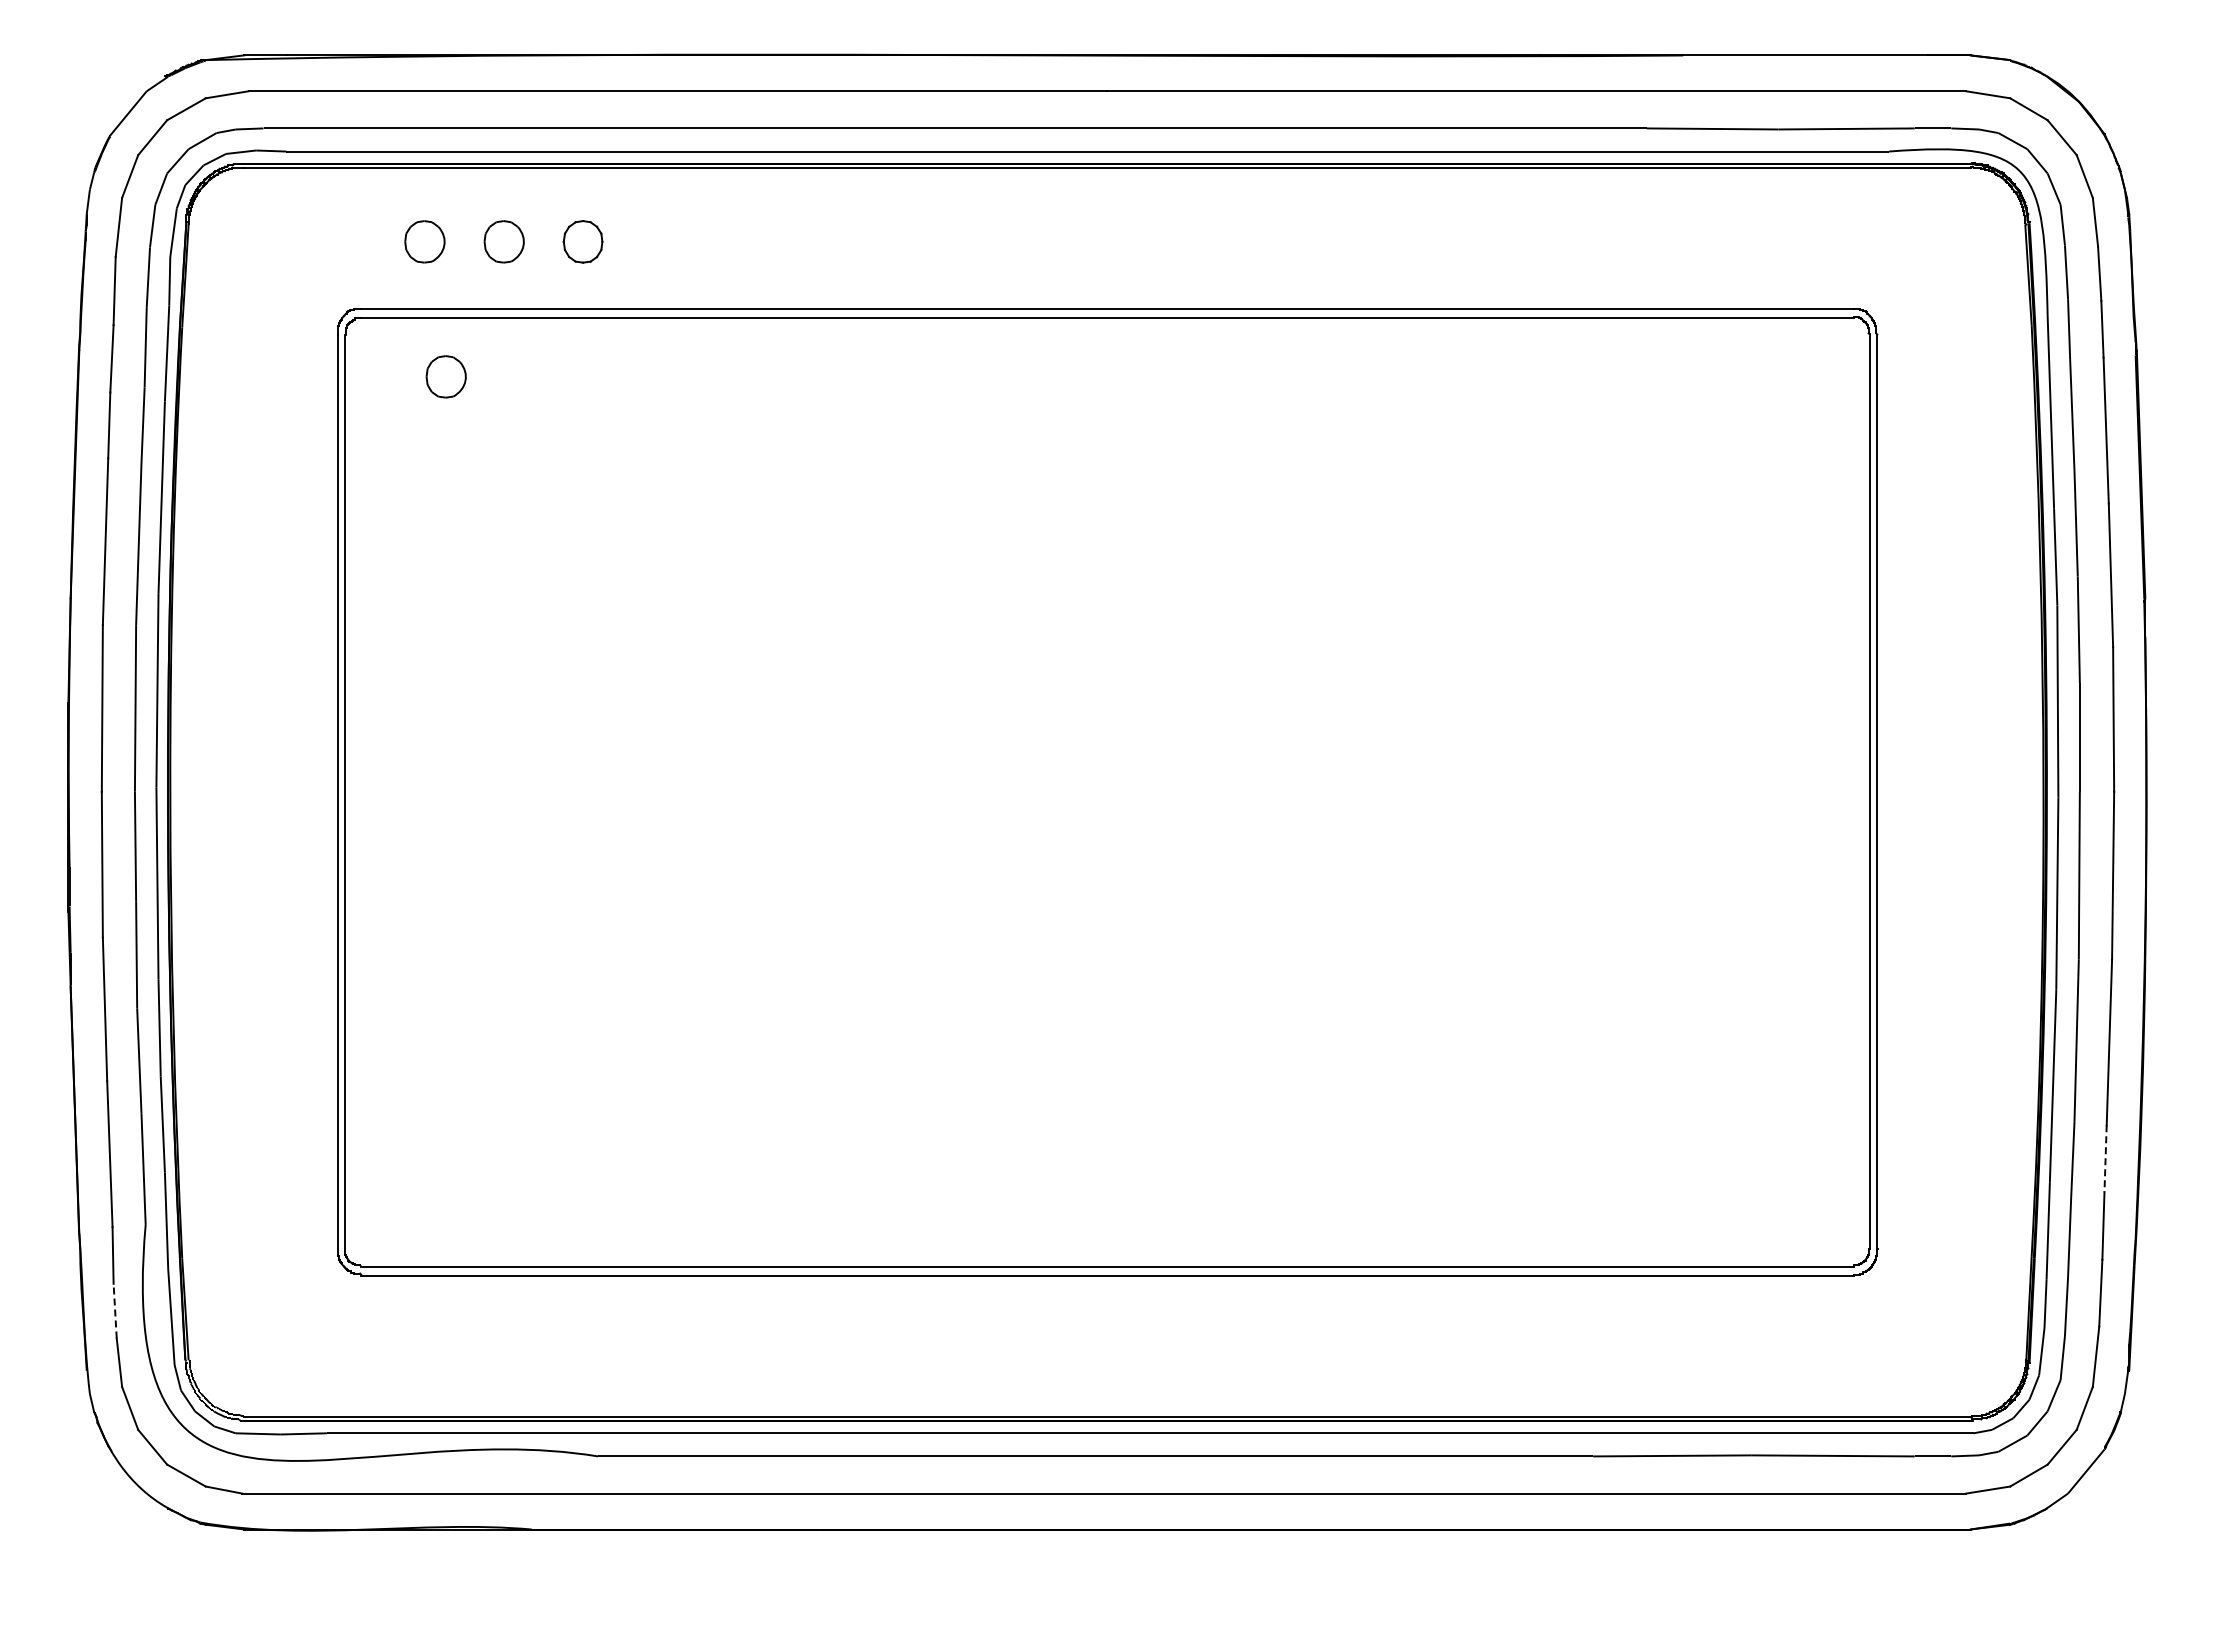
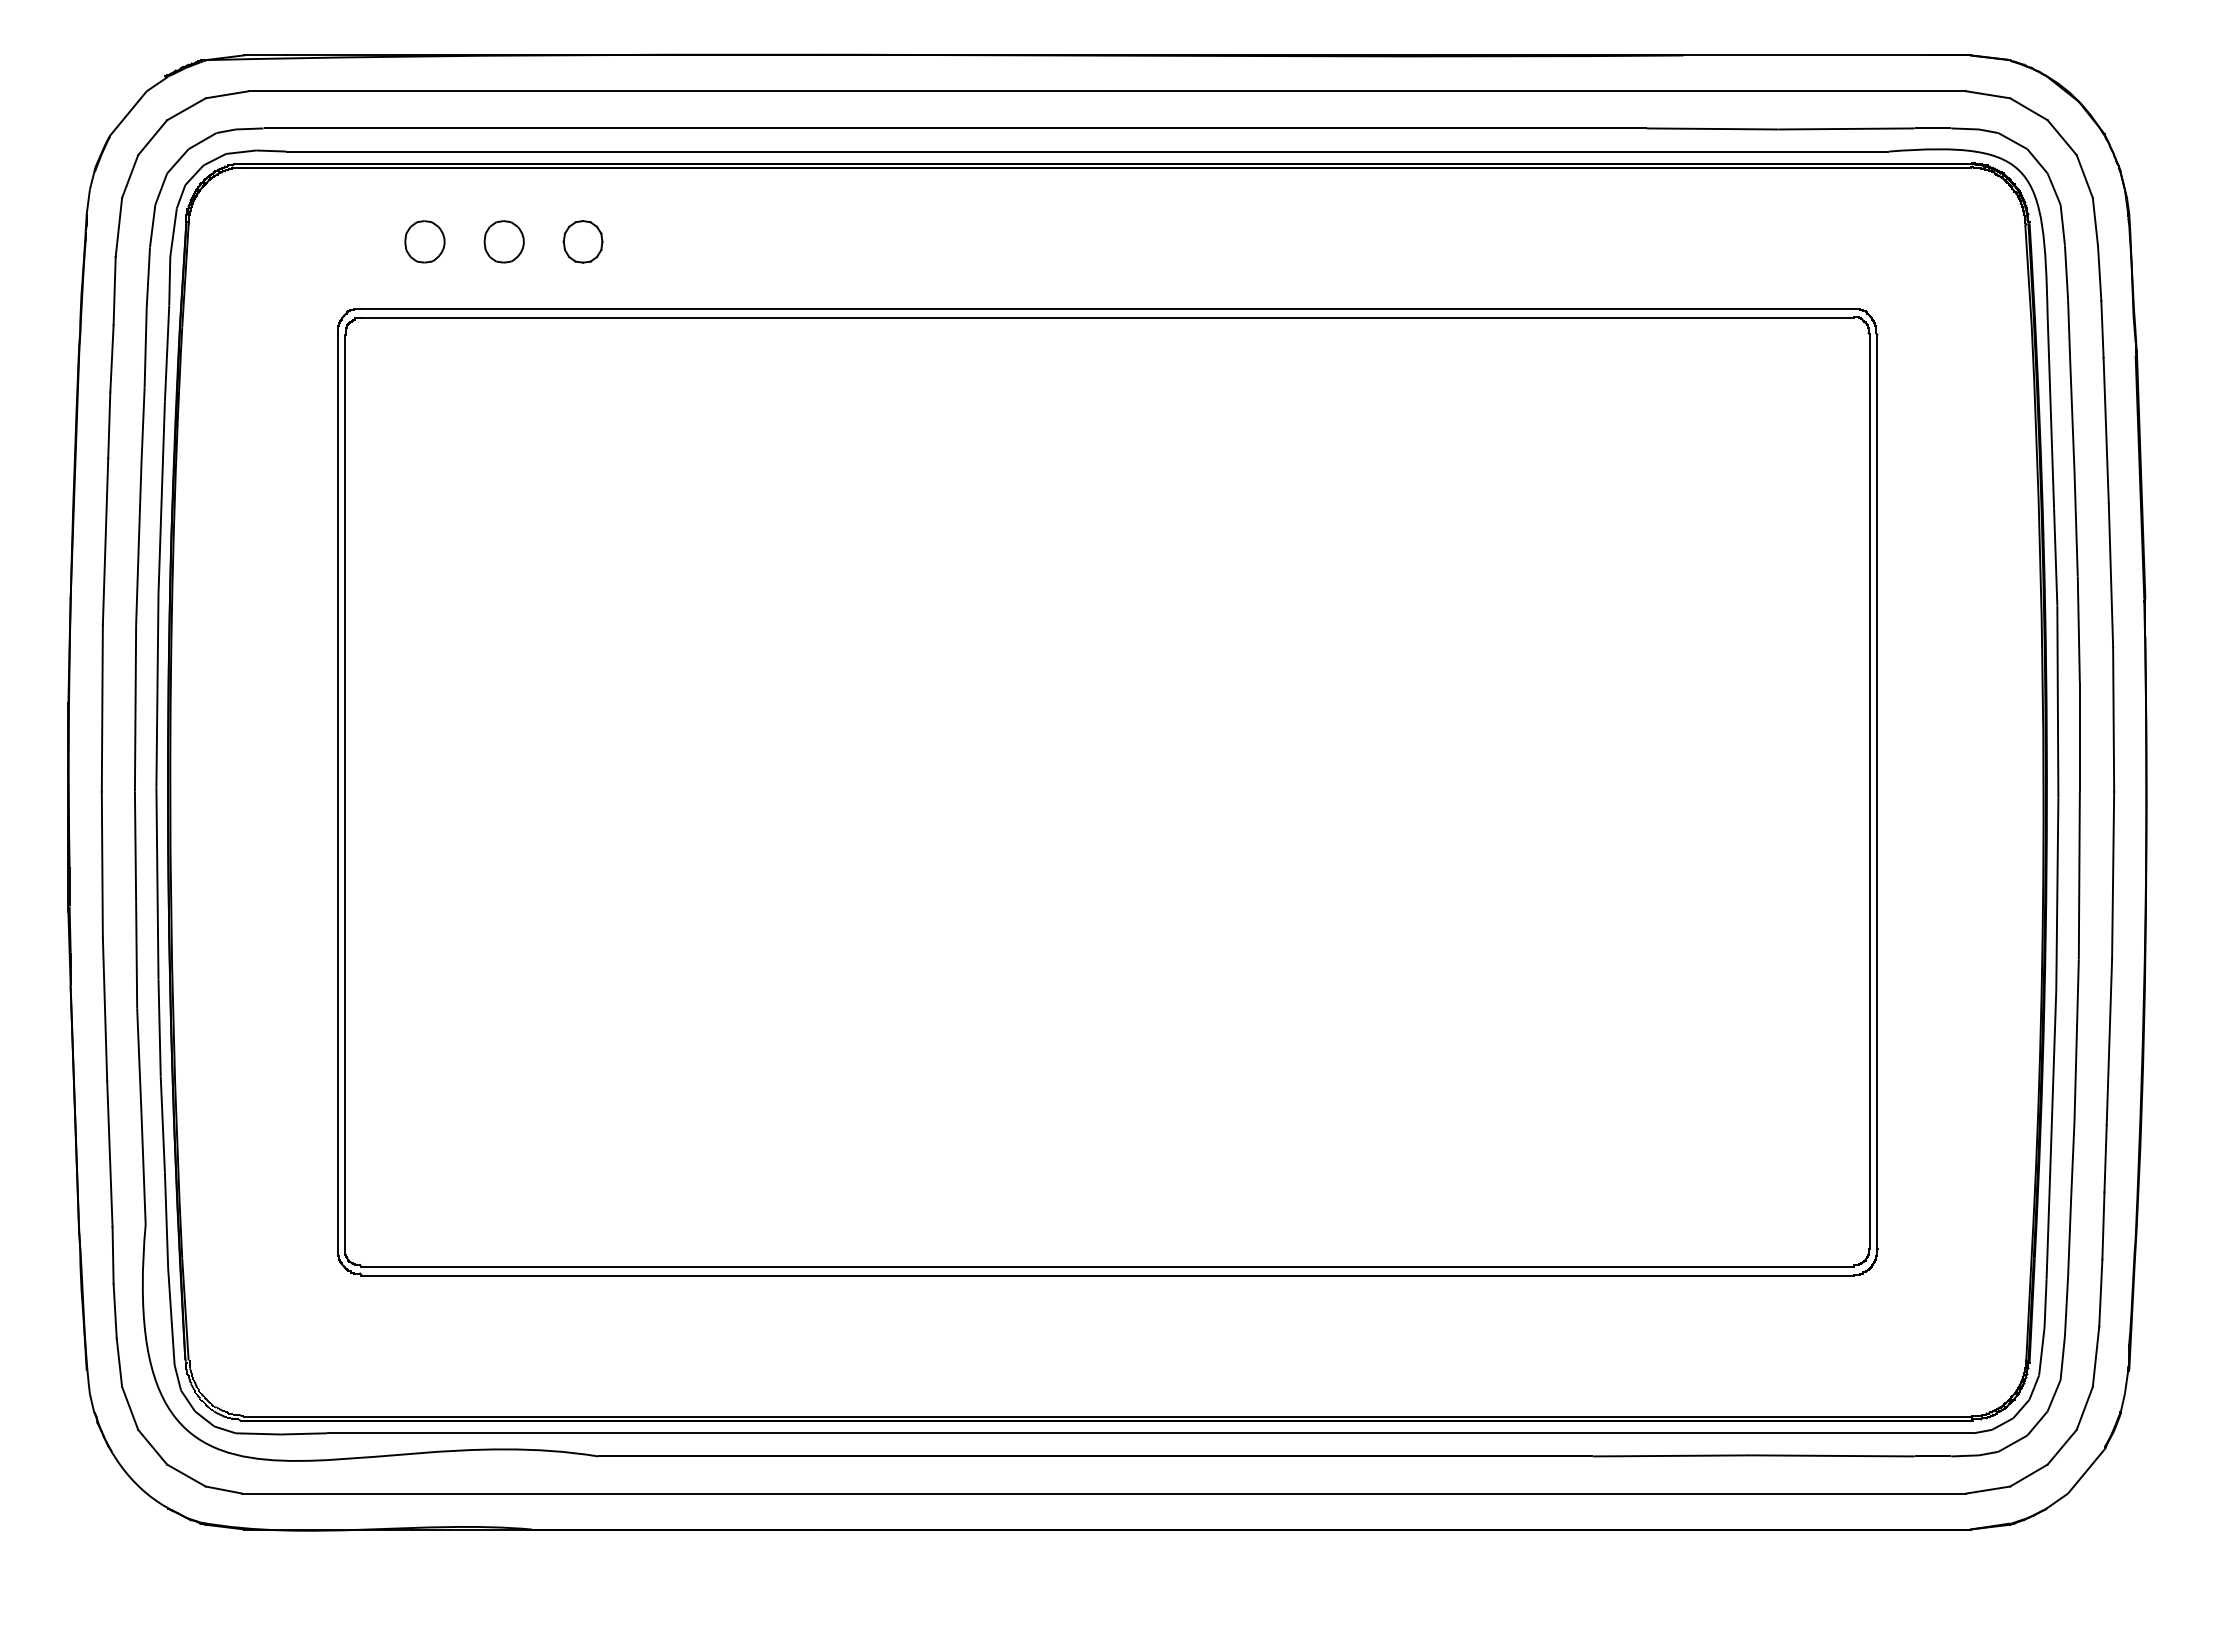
part: present -> none (445, 376)
line: dashed -> solid (2105, 1158)
line: dashed -> solid (115, 1310)
